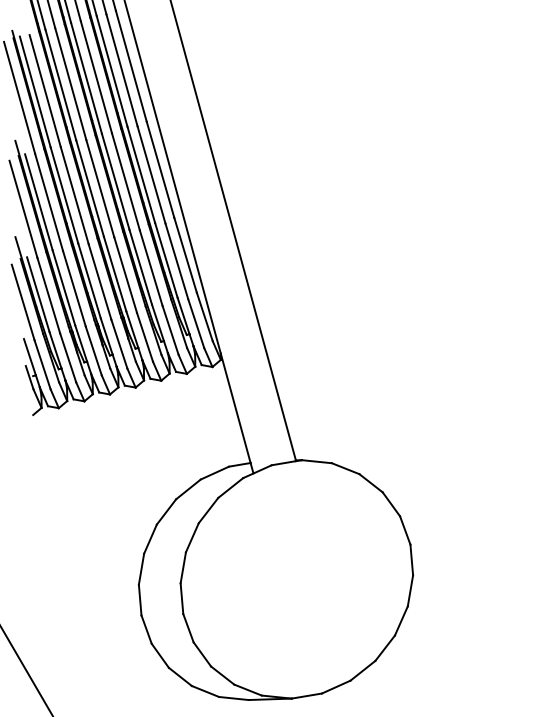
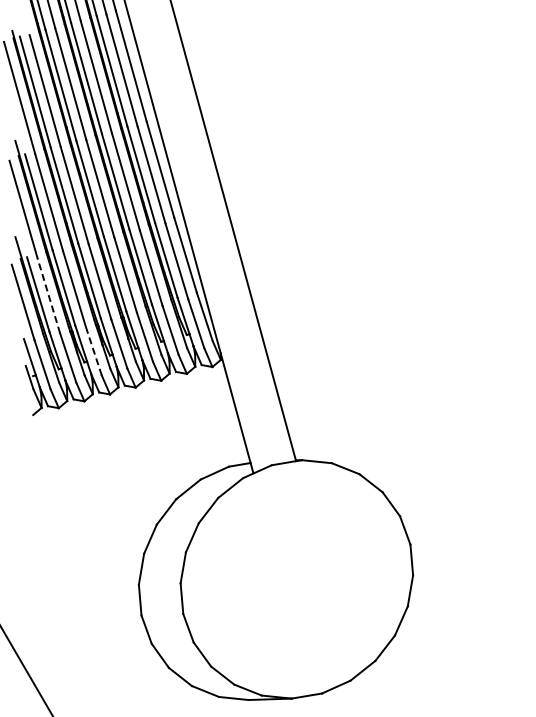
line: solid -> dashed (48, 295)
line: solid -> dashed (93, 351)
